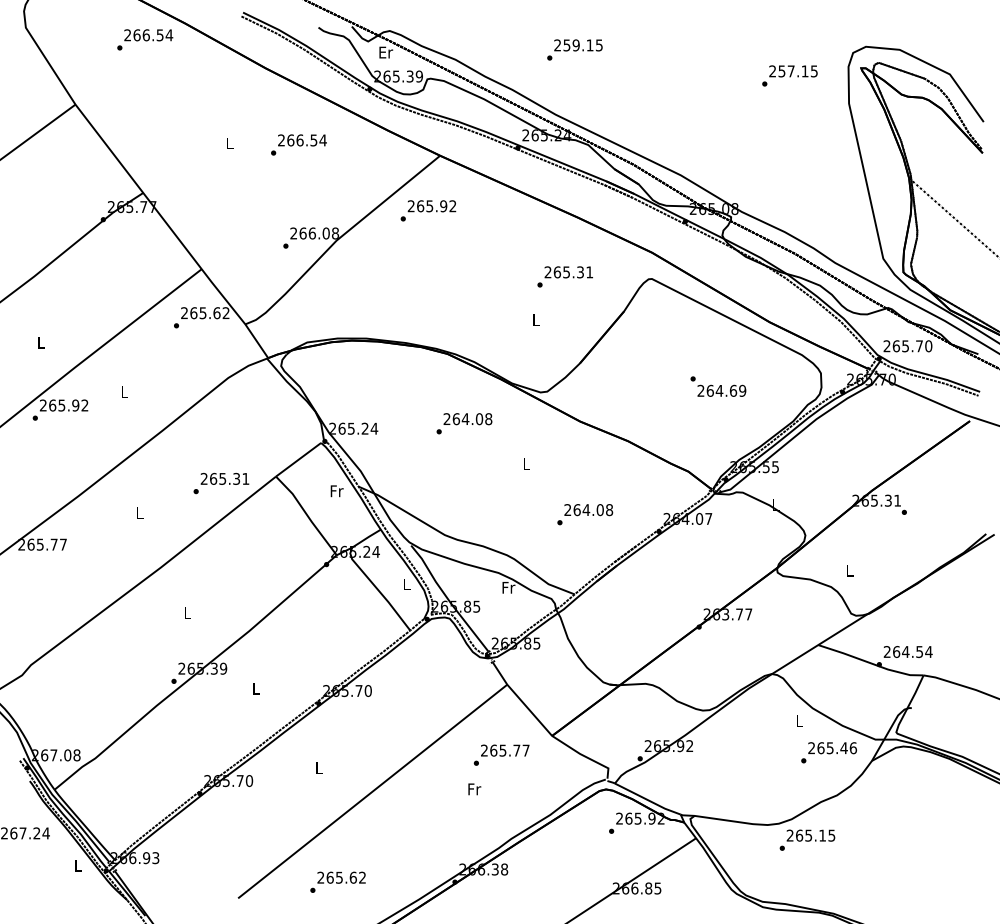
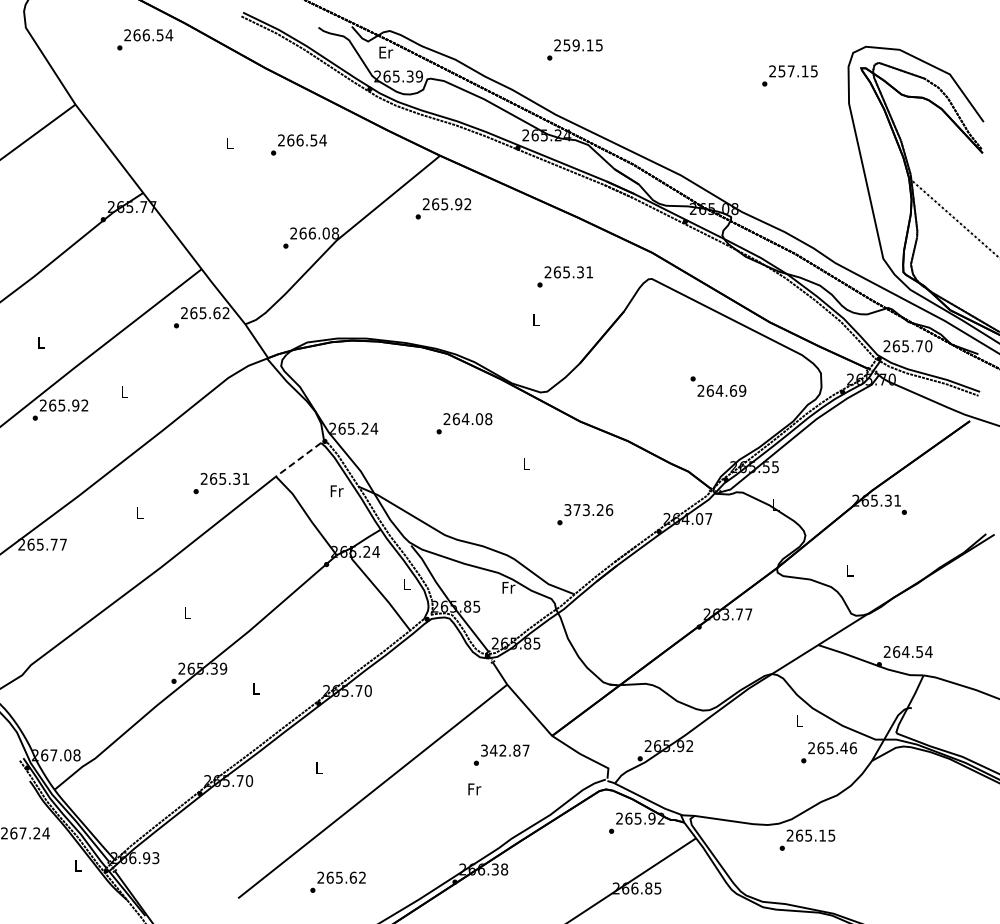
text position: (428, 210) -> (443, 208) (443, 208)
line: solid -> dashed (298, 460)
text: 264.08 -> 373.26 (588, 510)
text: 265.77 -> 342.87 (500, 750)
